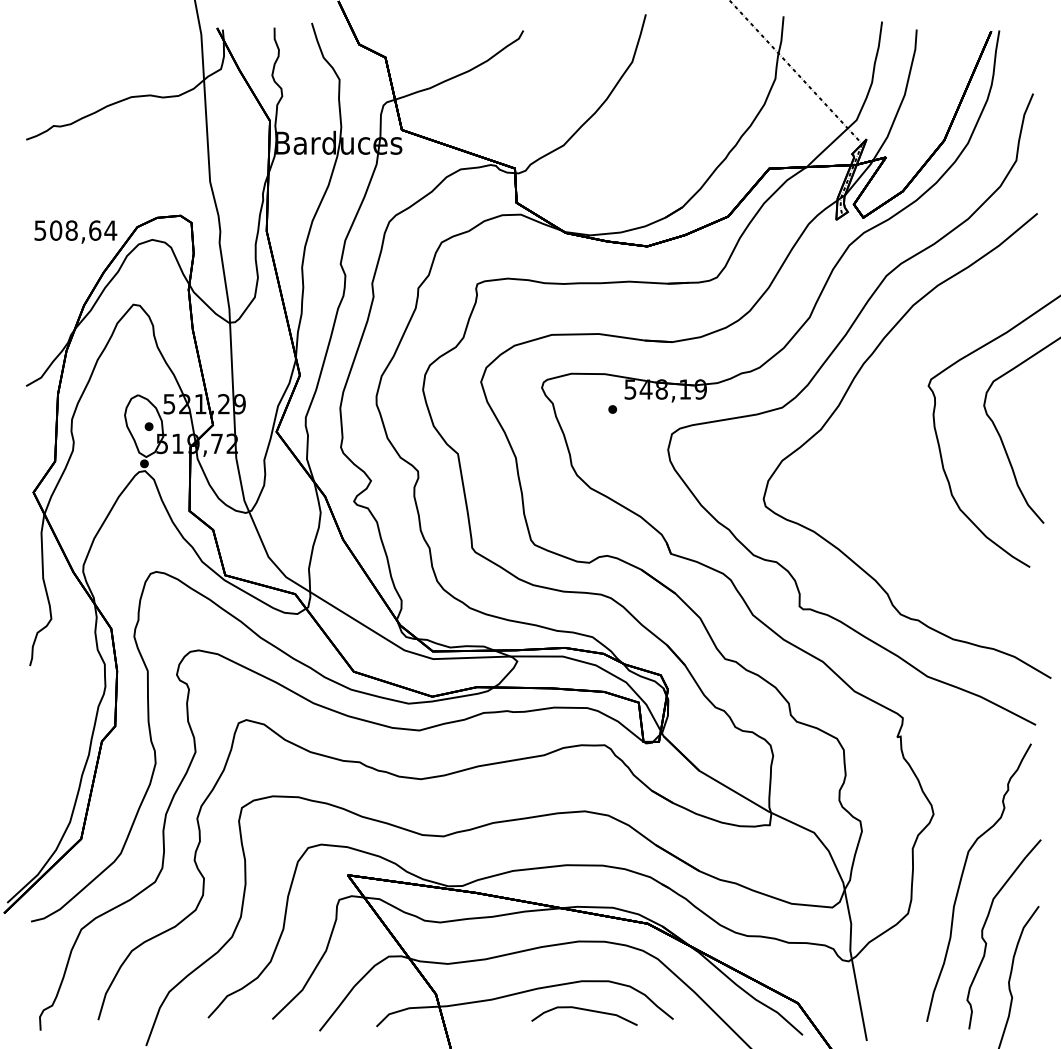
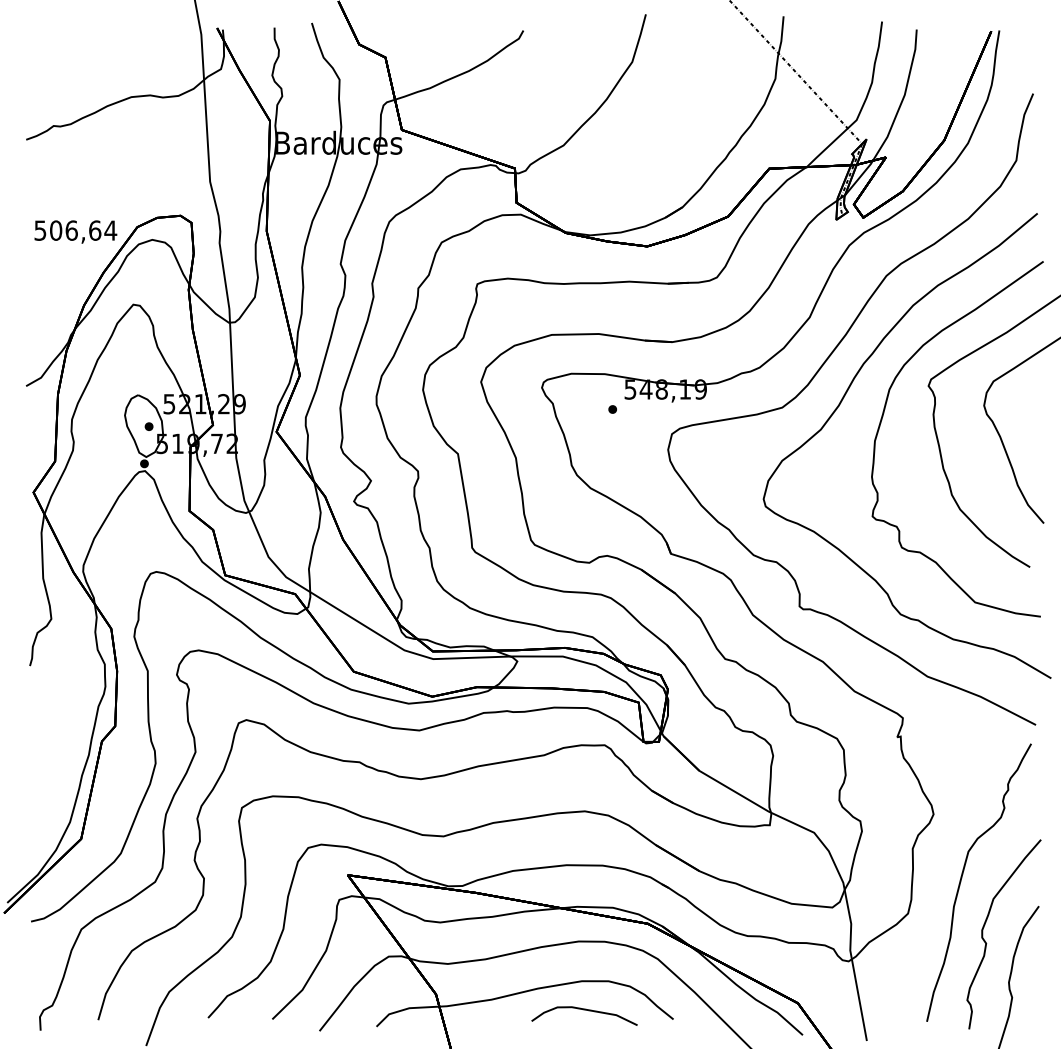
text: 508,64 -> 506,64 (71, 230)
curve: none -> present (882, 420)
